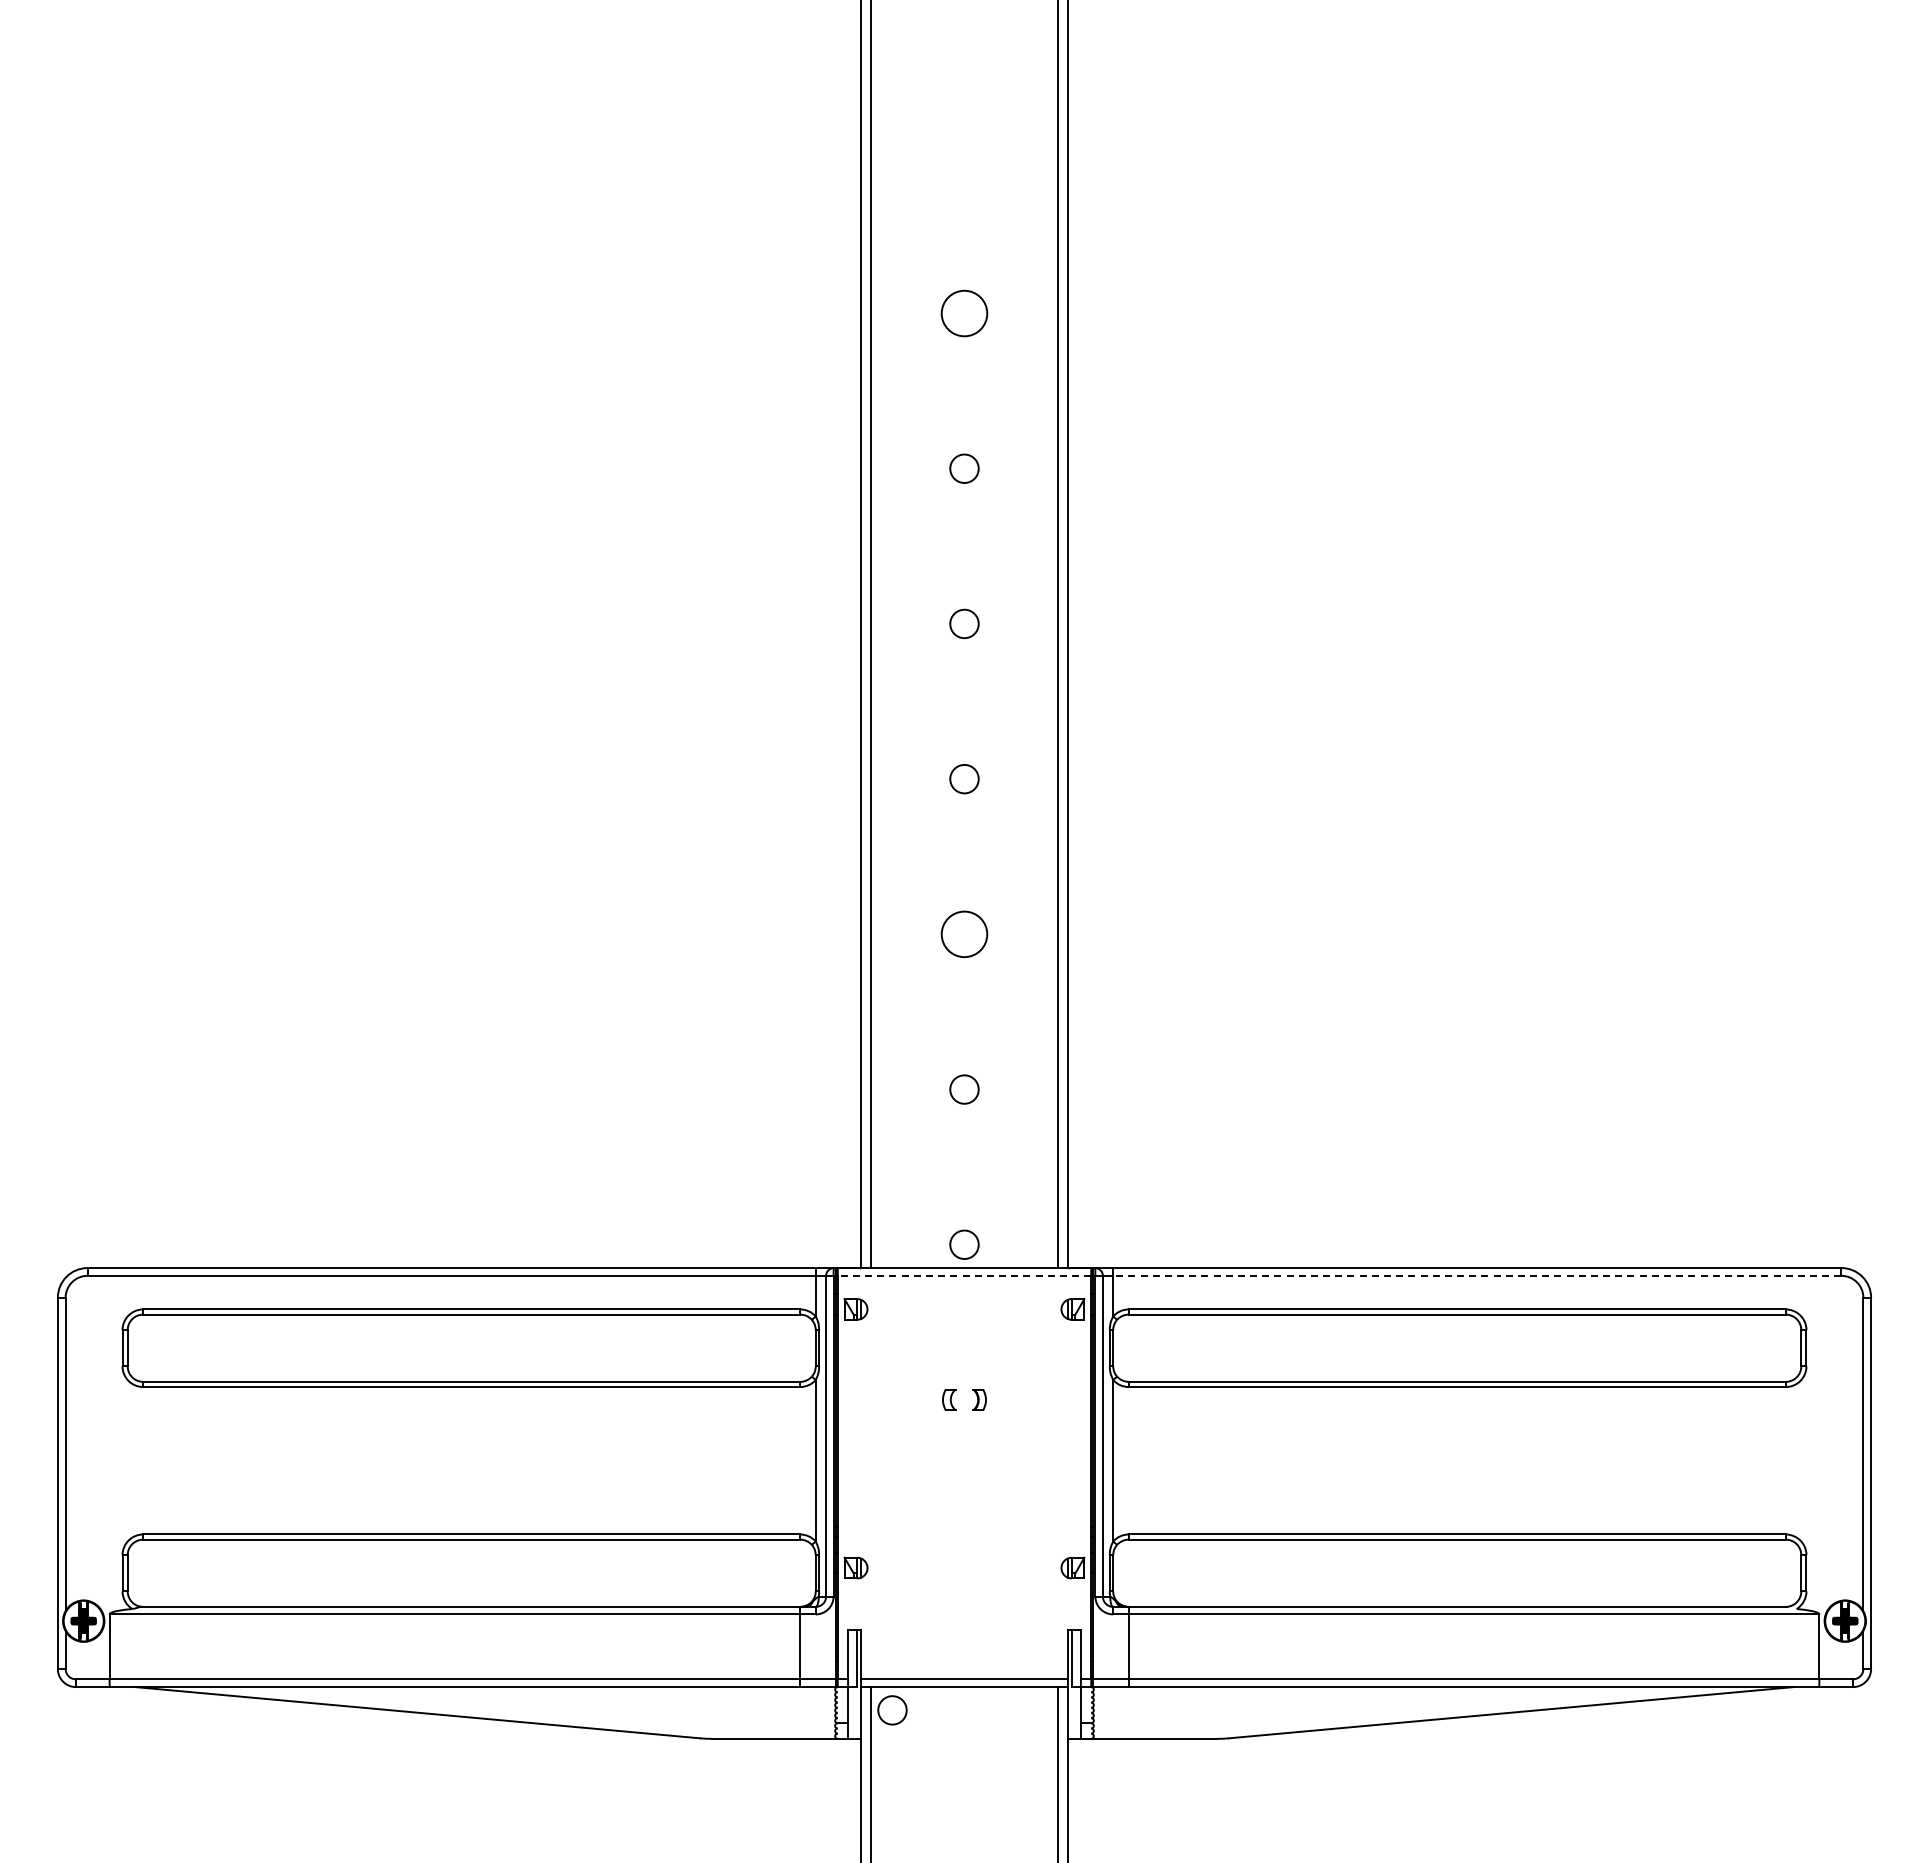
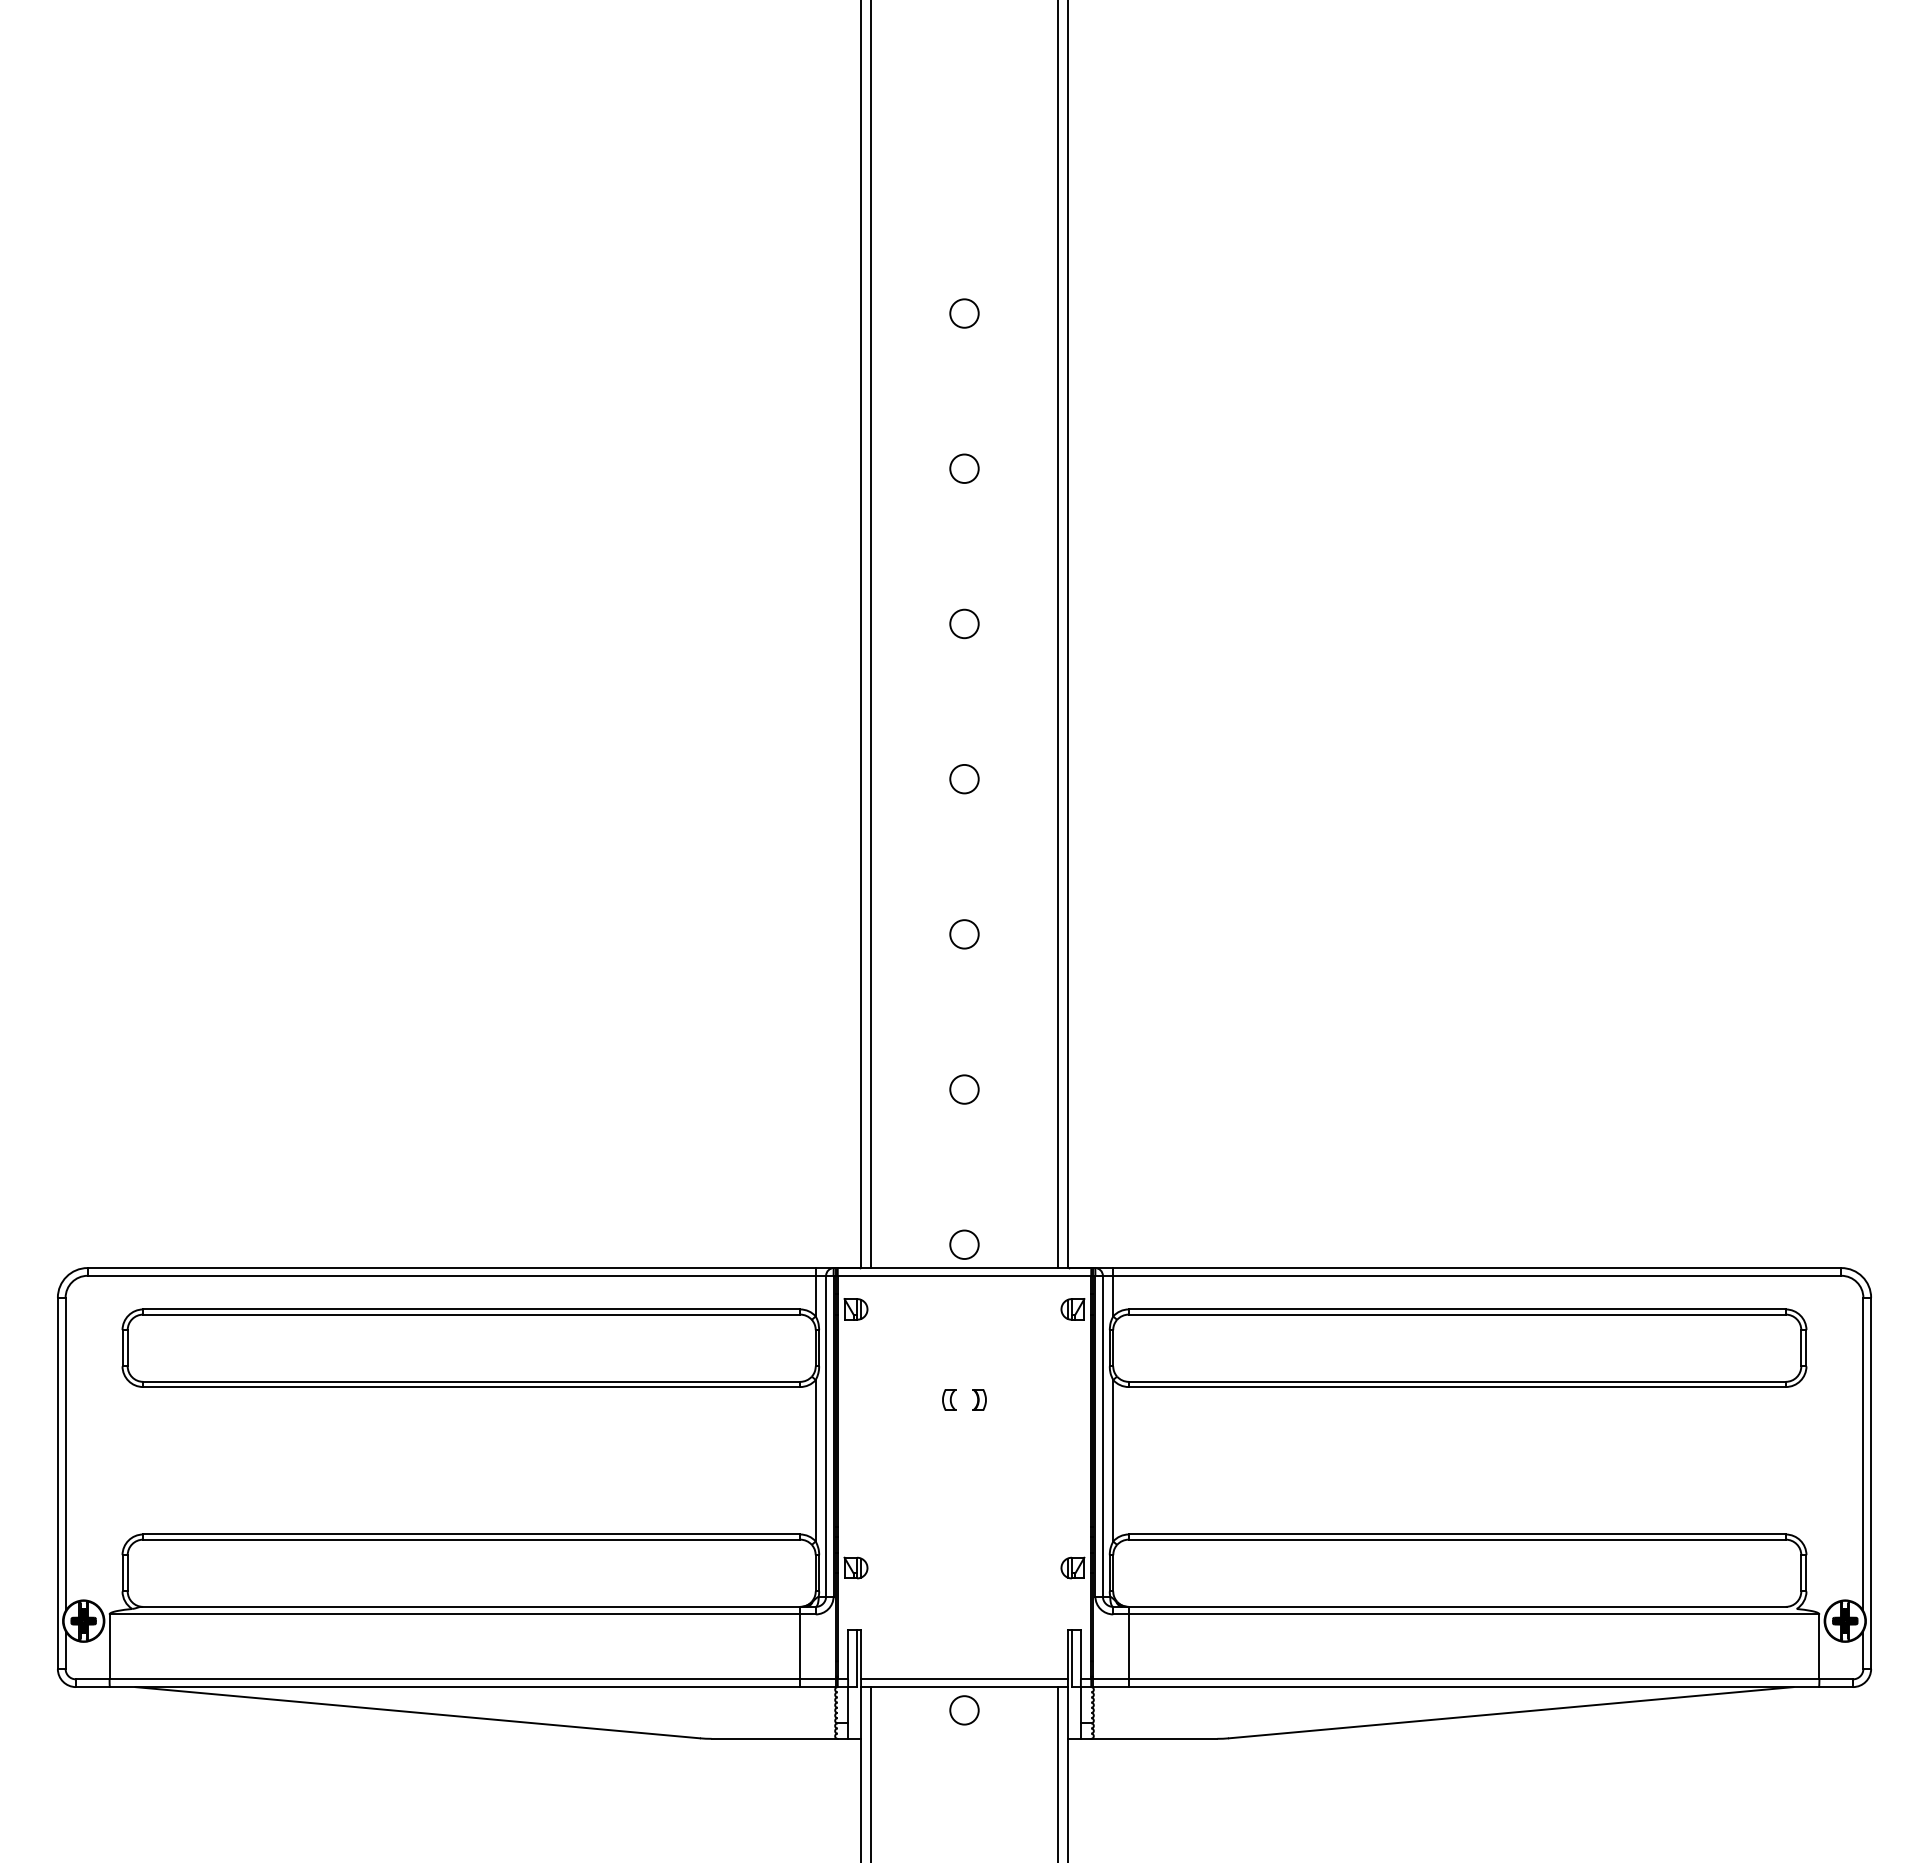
circle diameter: 46 px -> 28 px (964, 313)
circle diameter: 46 px -> 28 px (964, 934)
line: dashed -> solid (964, 1275)
line: dashed -> solid (1476, 1275)
circle position: (892, 1710) -> (964, 1710) (964, 1710)
